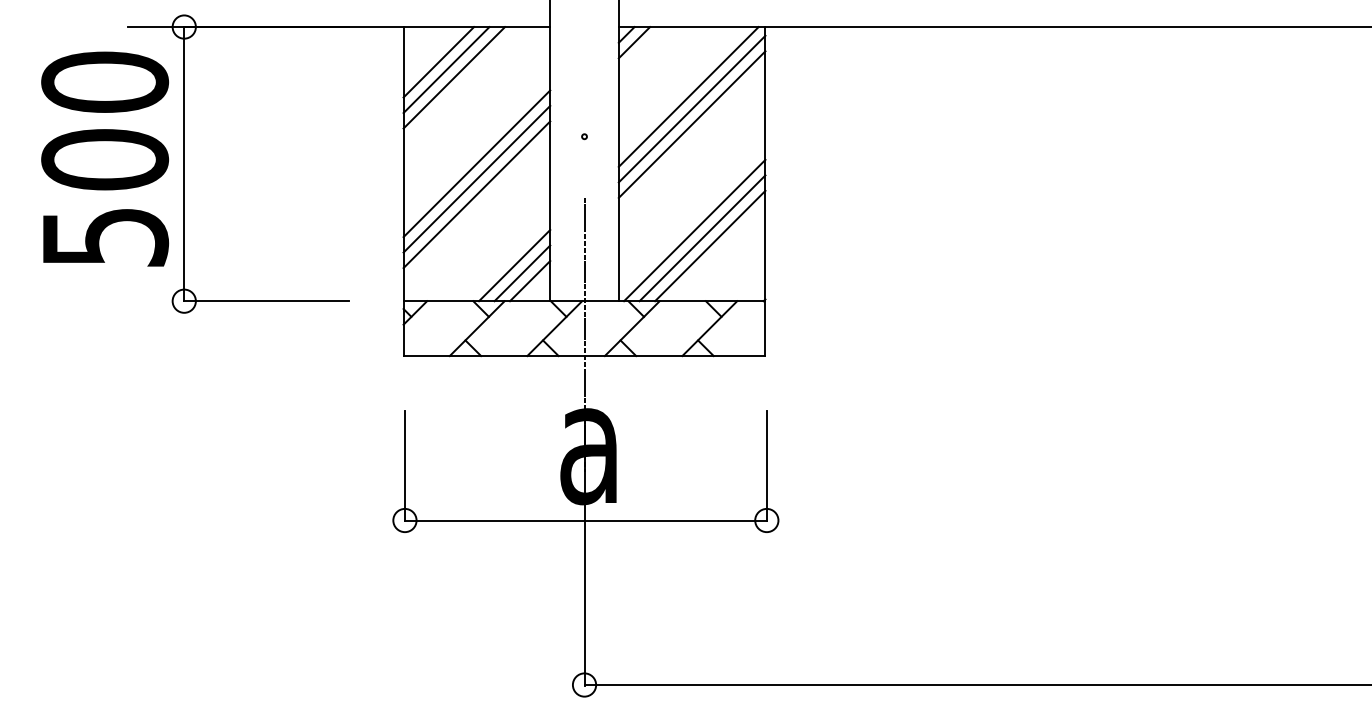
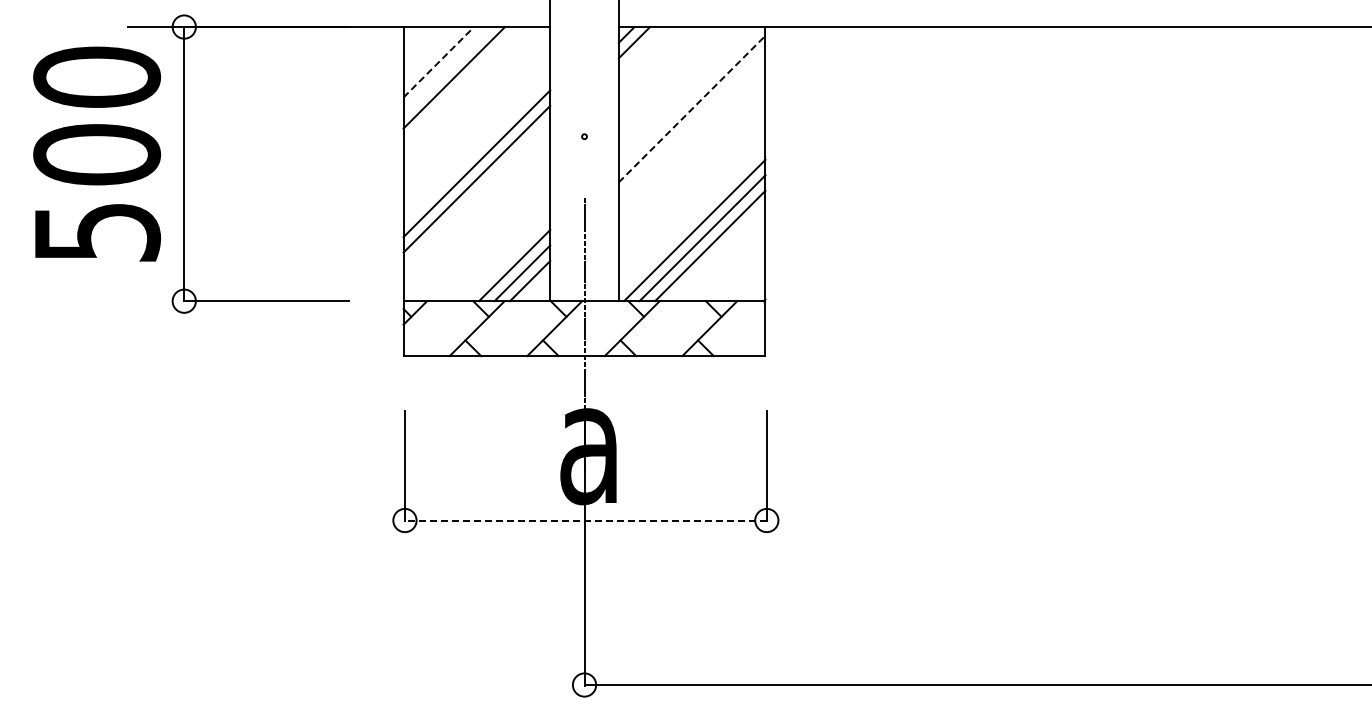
line: solid -> dashed (438, 62)
line: present -> none (446, 70)
line: present -> none (688, 96)
line: solid -> dashed (692, 109)
line: present -> none (691, 124)
text position: (104, 158) -> (96, 153) (96, 153)
line: present -> none (476, 194)
line: solid -> dashed (585, 520)
